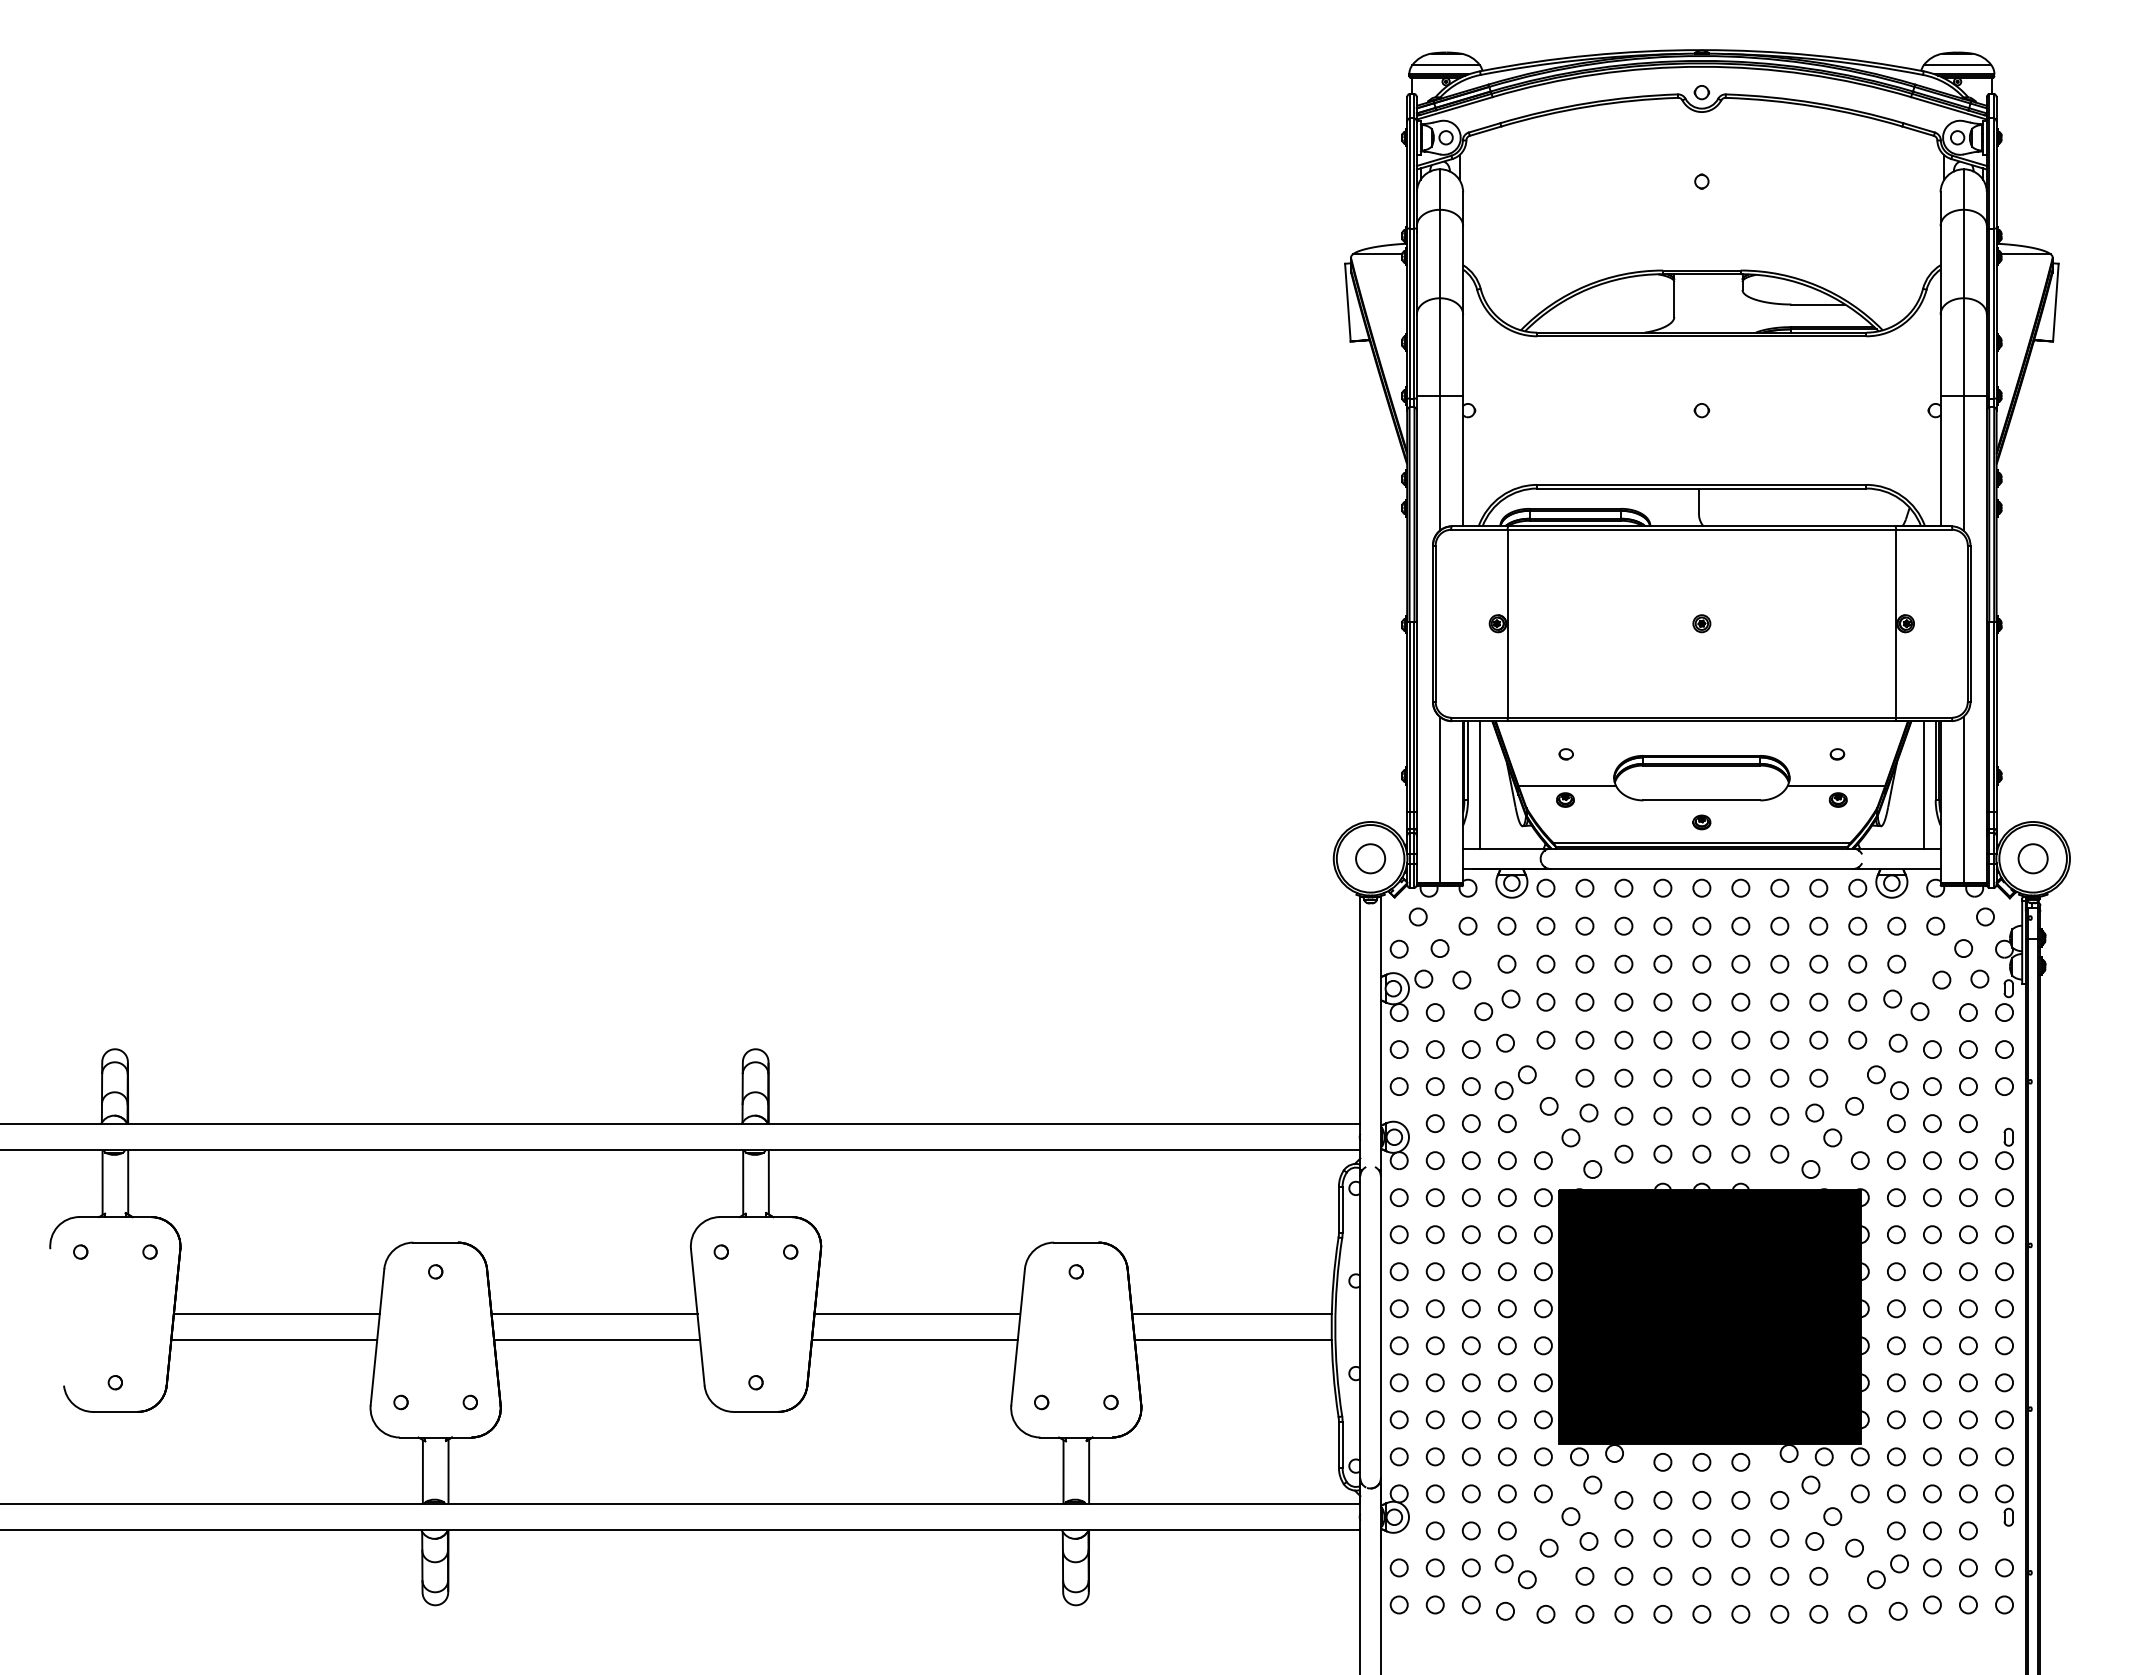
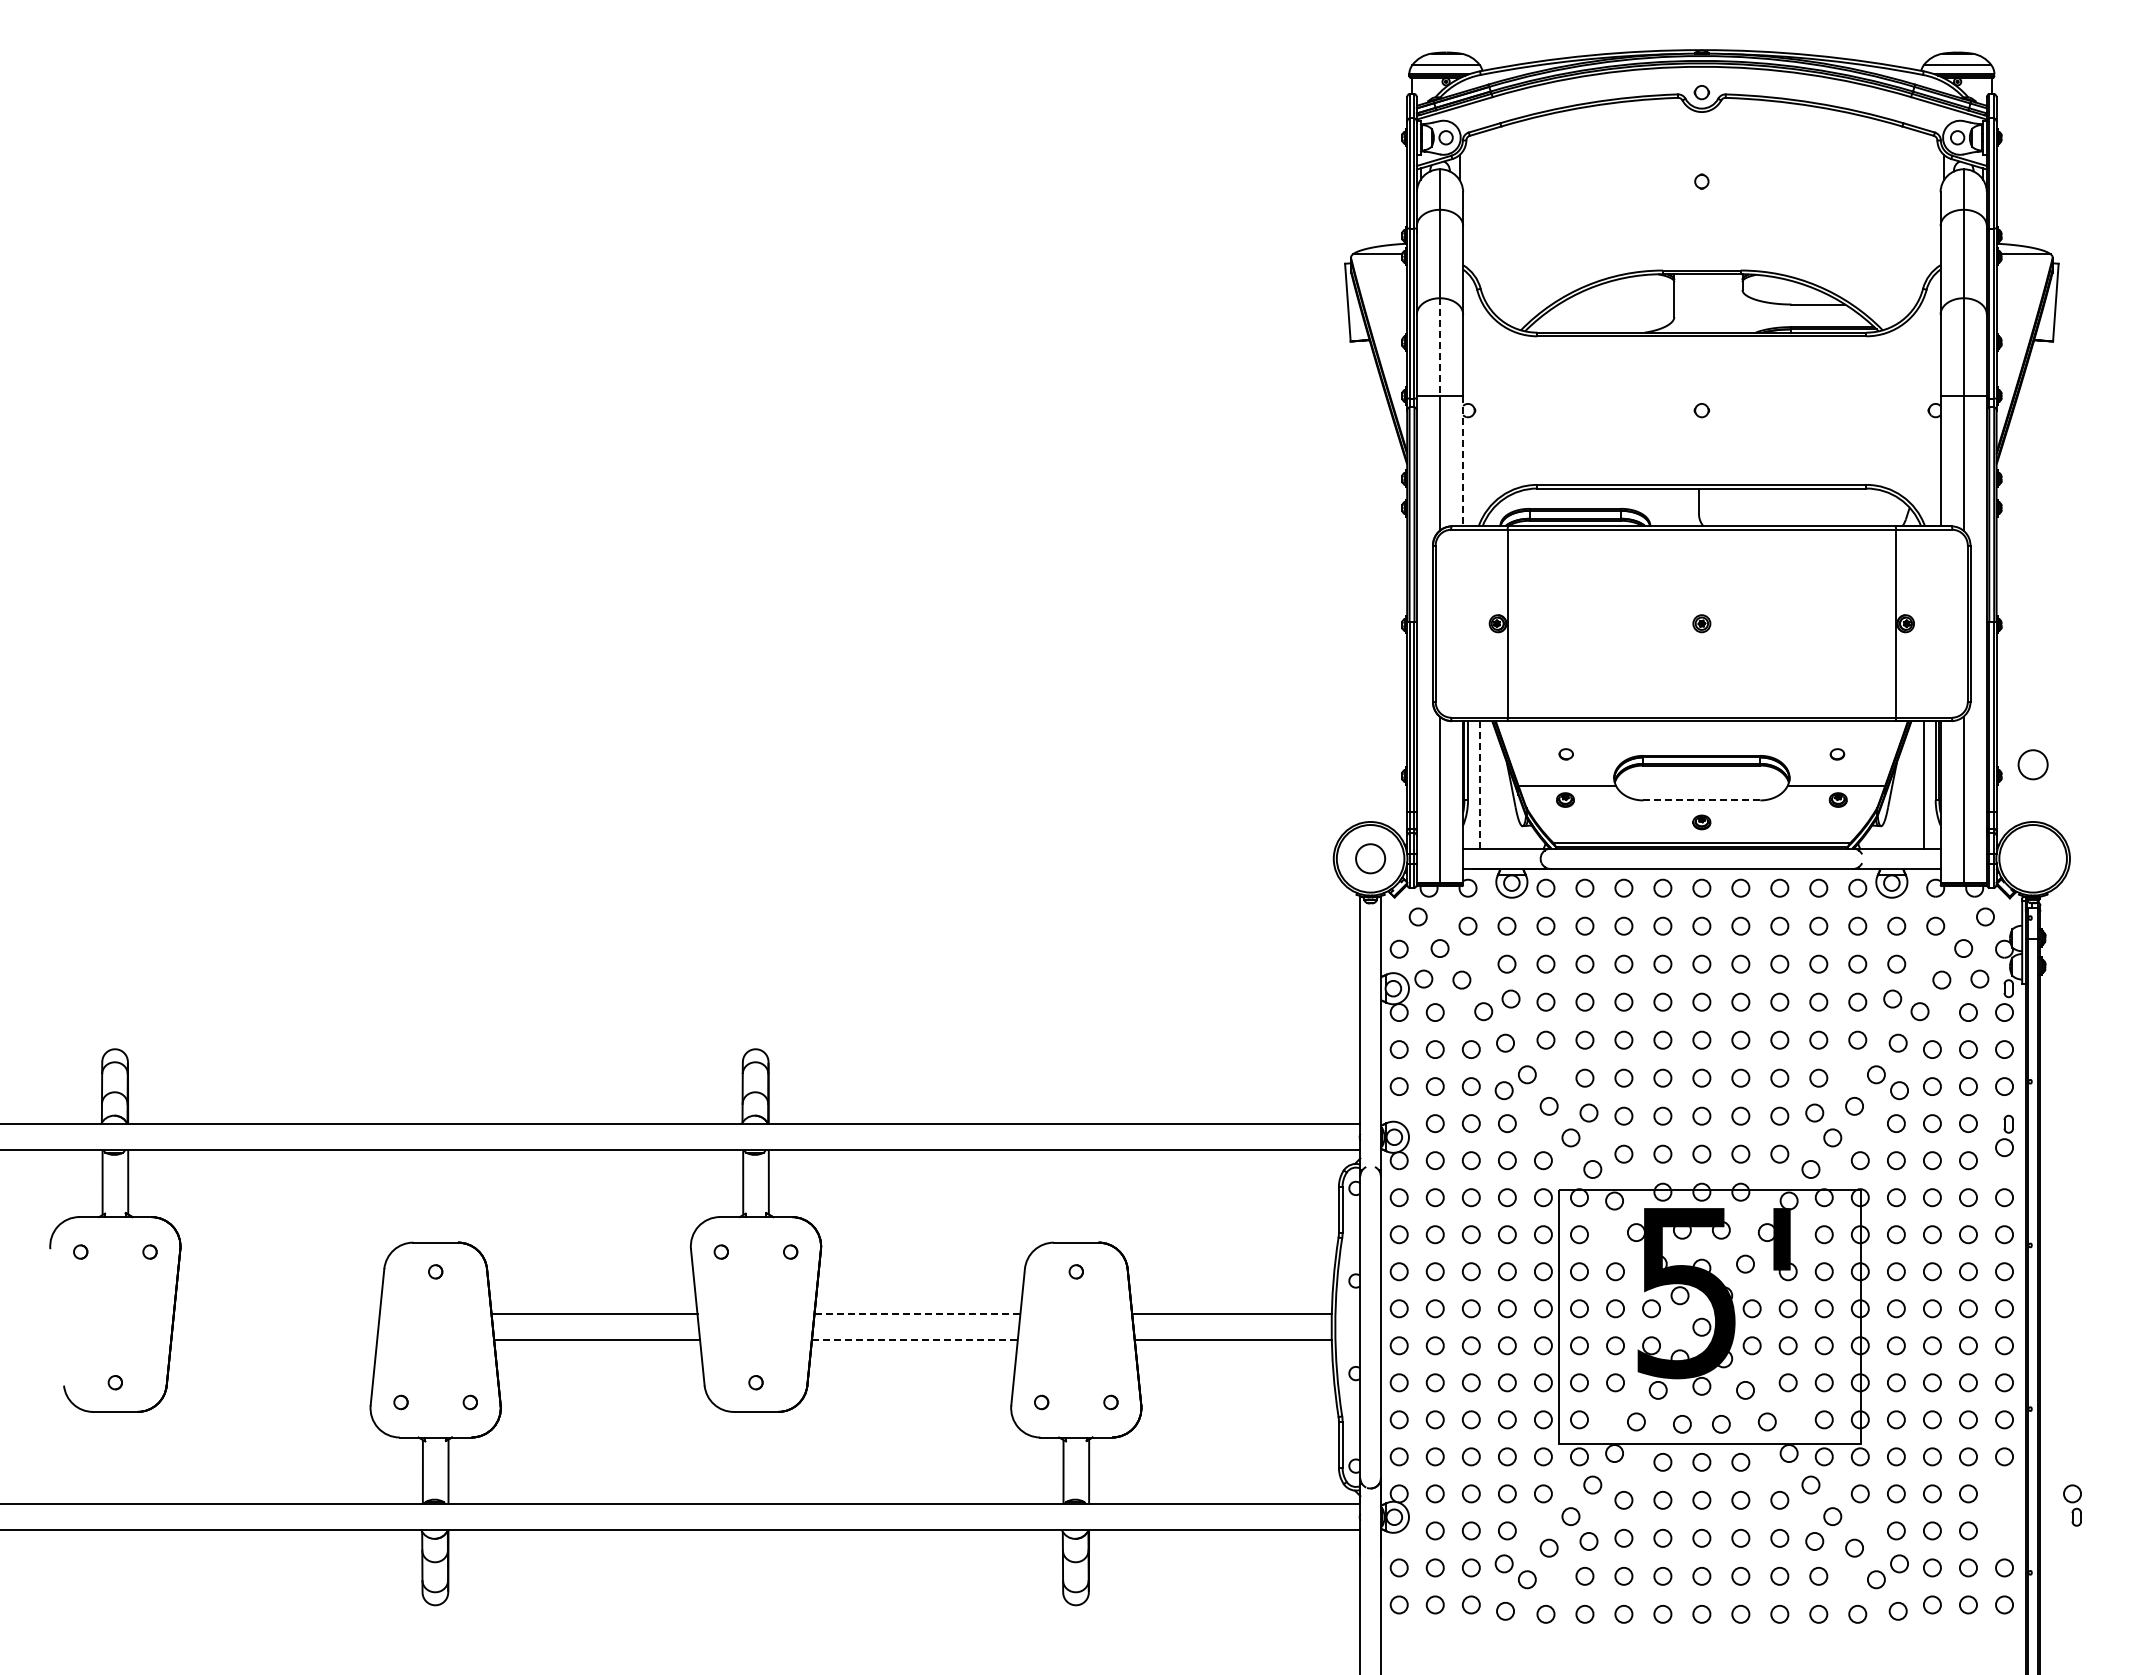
line: solid -> dashed (1440, 347)
line: solid -> dashed (1463, 461)
line: solid -> dashed (1480, 784)
line: solid -> dashed (1702, 800)
circle position: (2032, 858) -> (2032, 764) (2032, 764)
part position: (2004, 1148) -> (2004, 1135) (2004, 1135)
line: present -> none (276, 1314)
line: solid -> dashed (917, 1314)
fill: present -> none (1710, 1316)
line: present -> none (274, 1340)
line: solid -> dashed (914, 1340)
part position: (2004, 1505) -> (2072, 1505) (2072, 1505)
